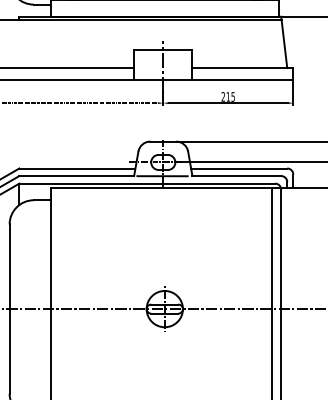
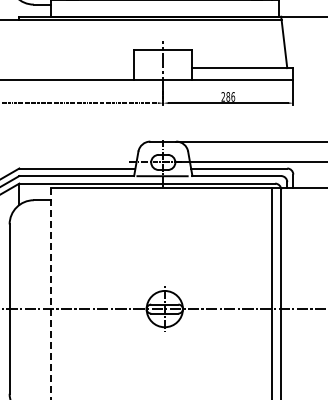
line: present -> none (68, 68)
text: 215 -> 286 (230, 96)
line: solid -> dashed (50, 294)
